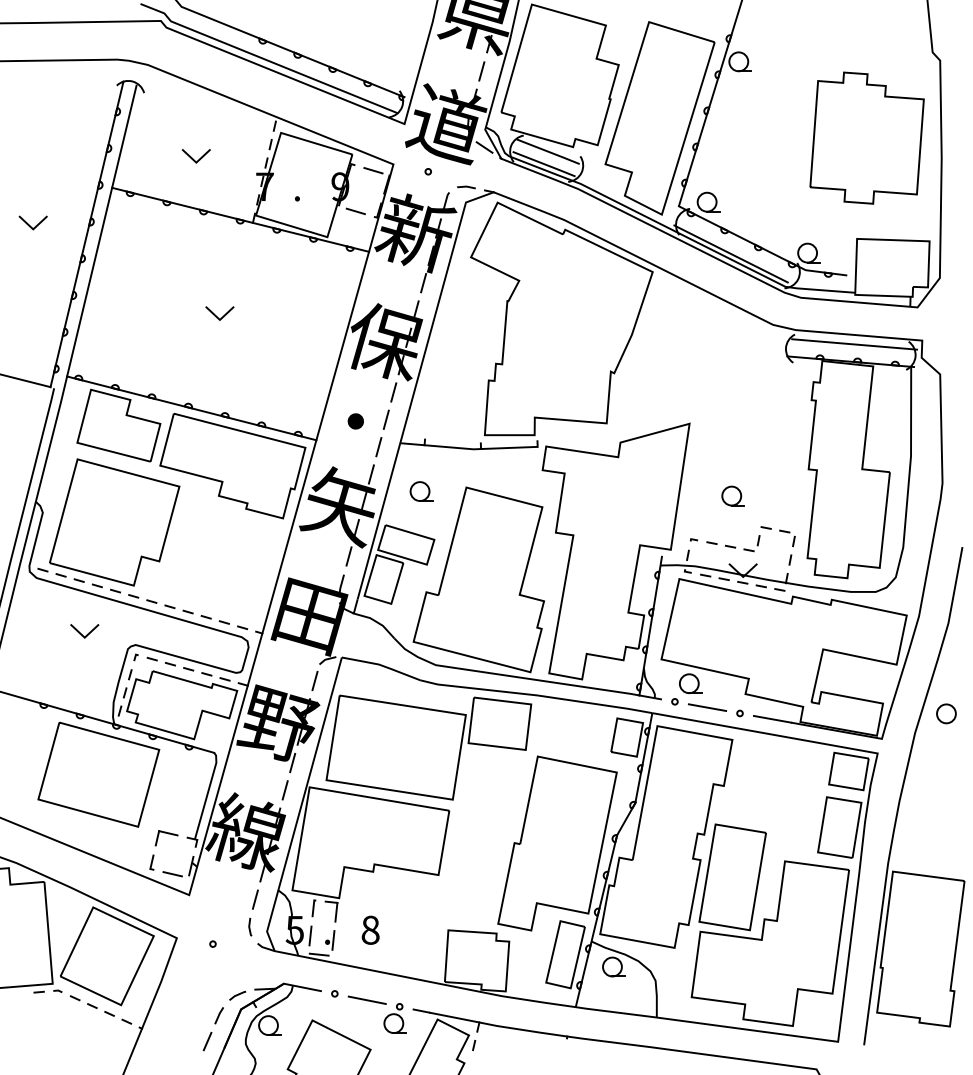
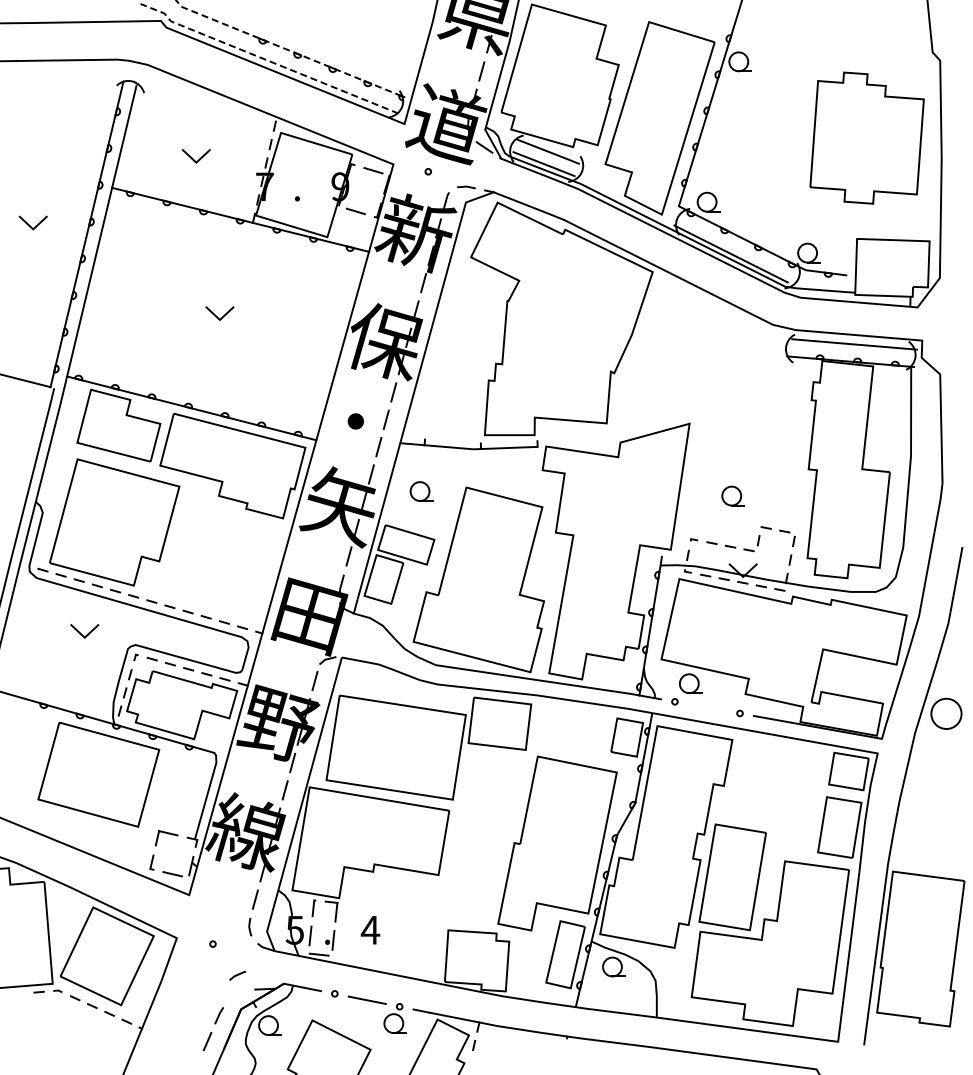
line: solid -> dashed (288, 50)
line: solid -> dashed (266, 59)
line: present -> none (707, 707)
circle diameter: 19 px -> 30 px (946, 713)
text: 8 -> 4 (370, 929)
line position: (237, 995) -> (237, 975) (237, 975)
